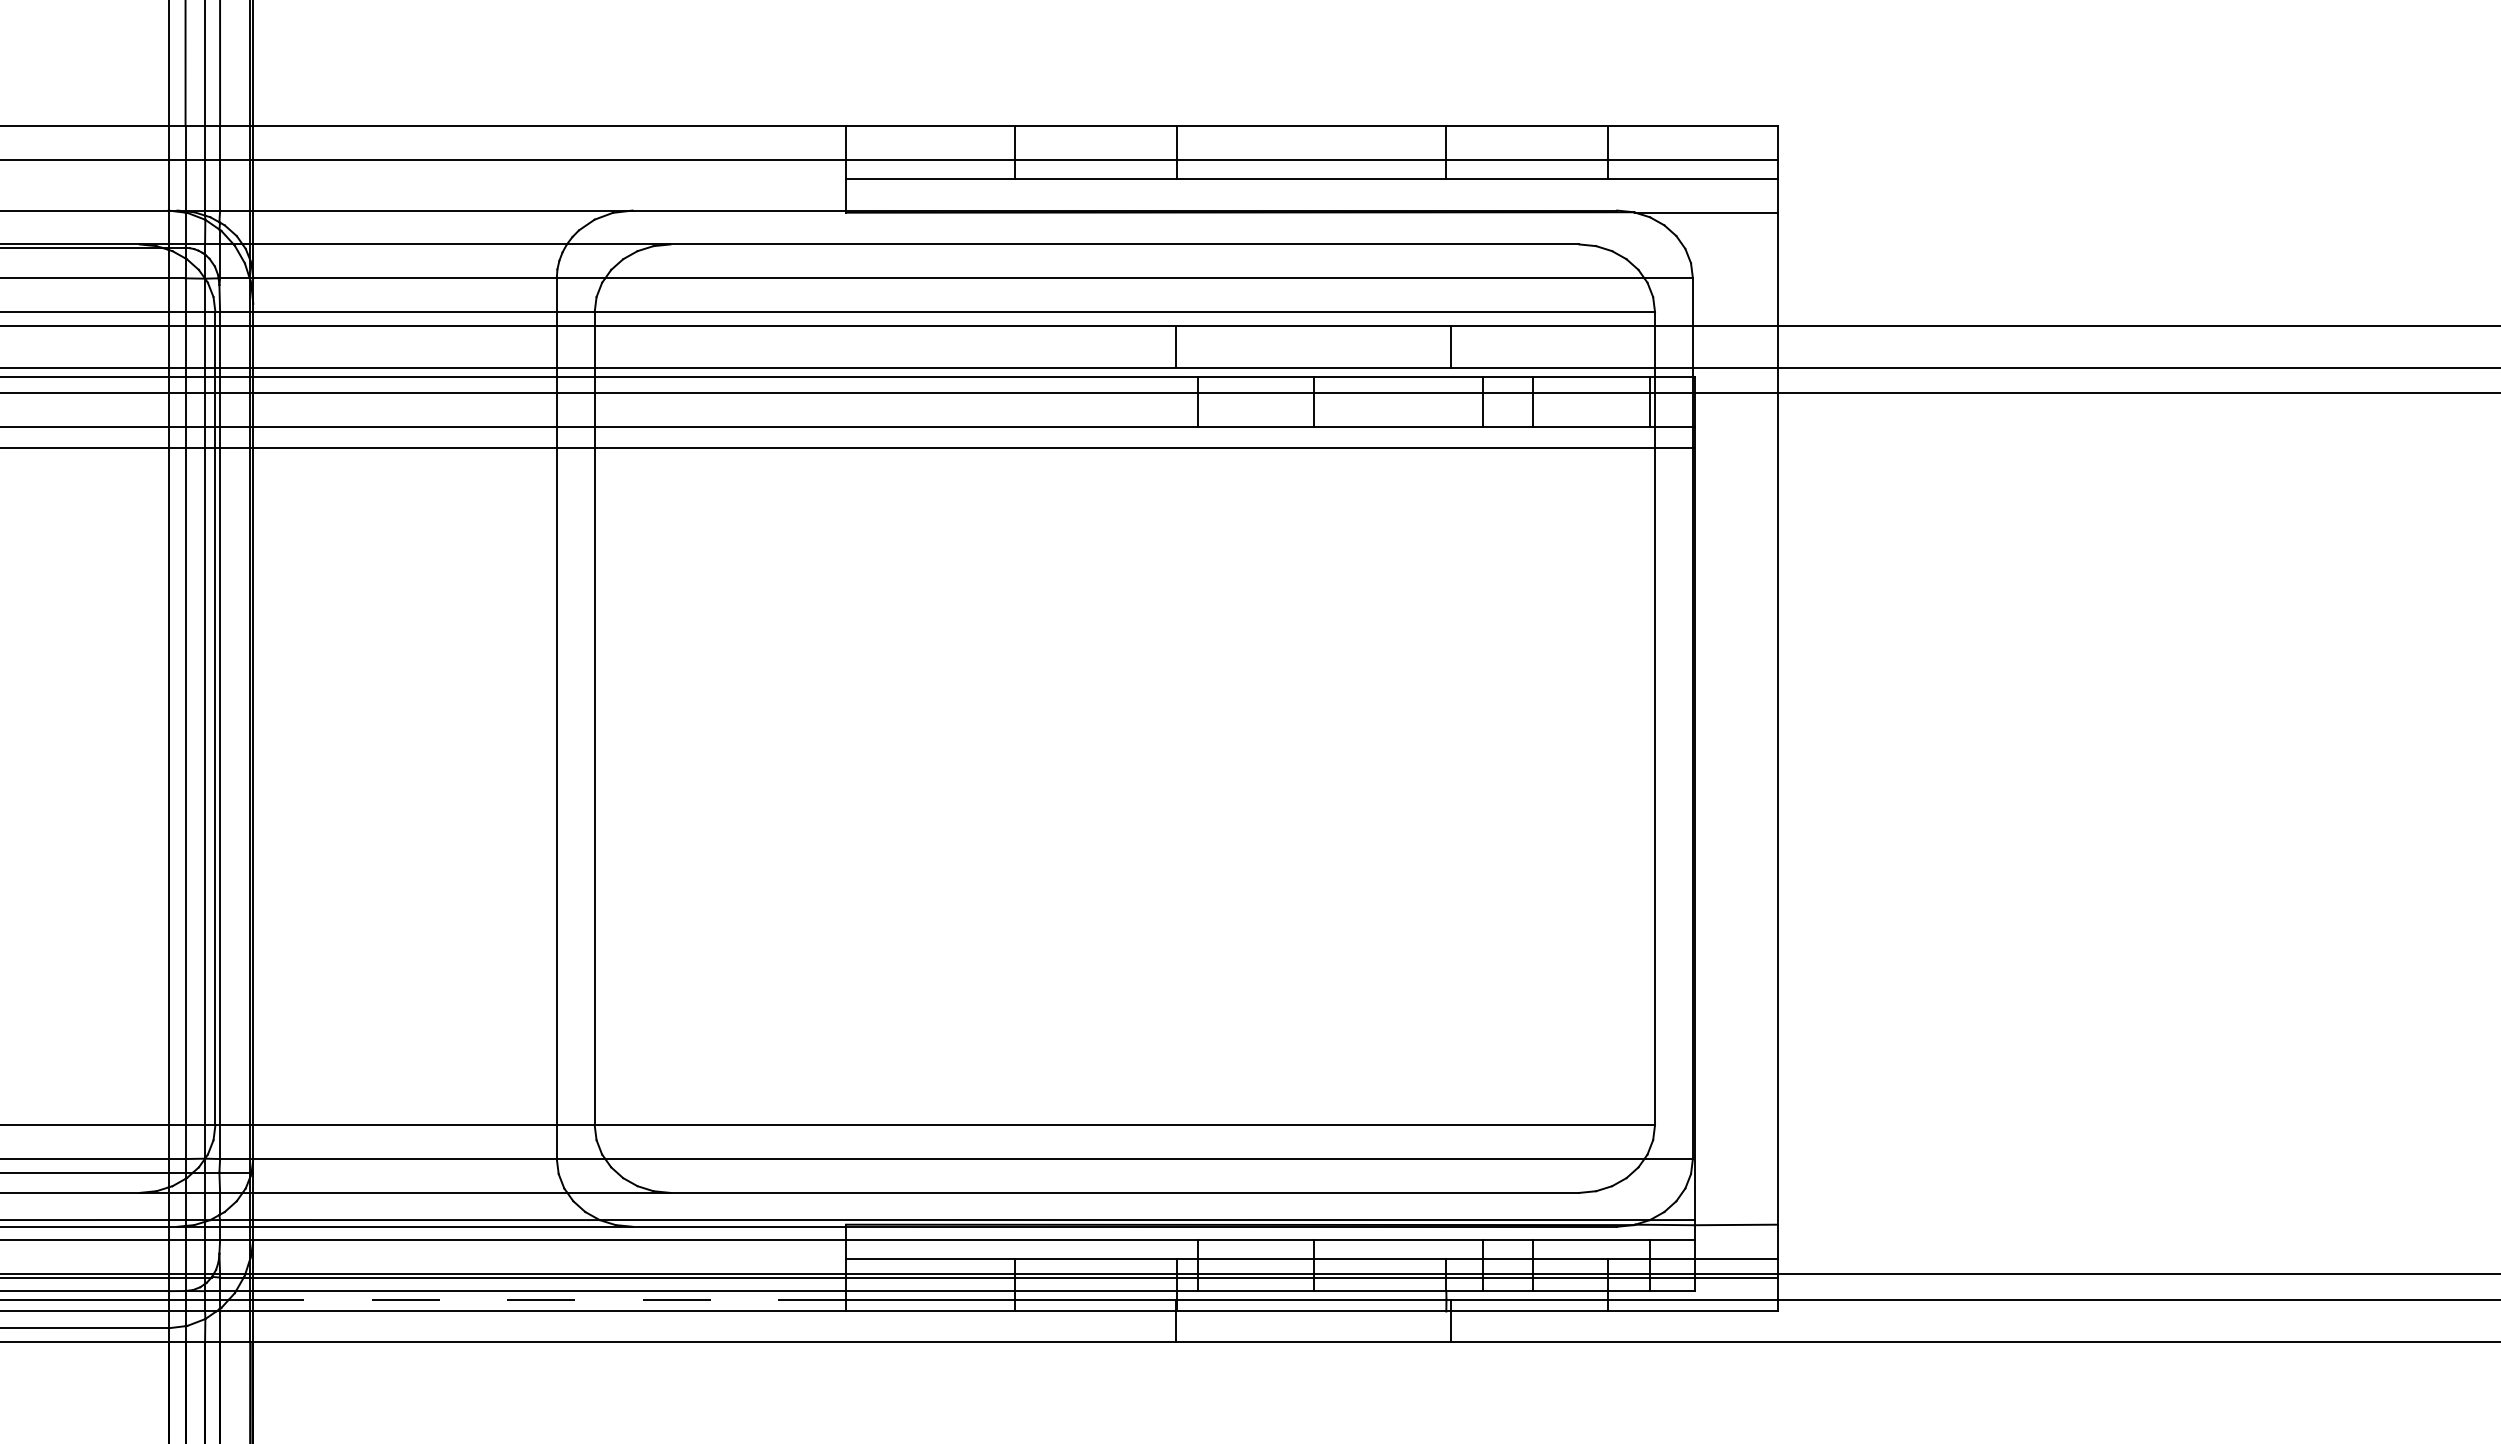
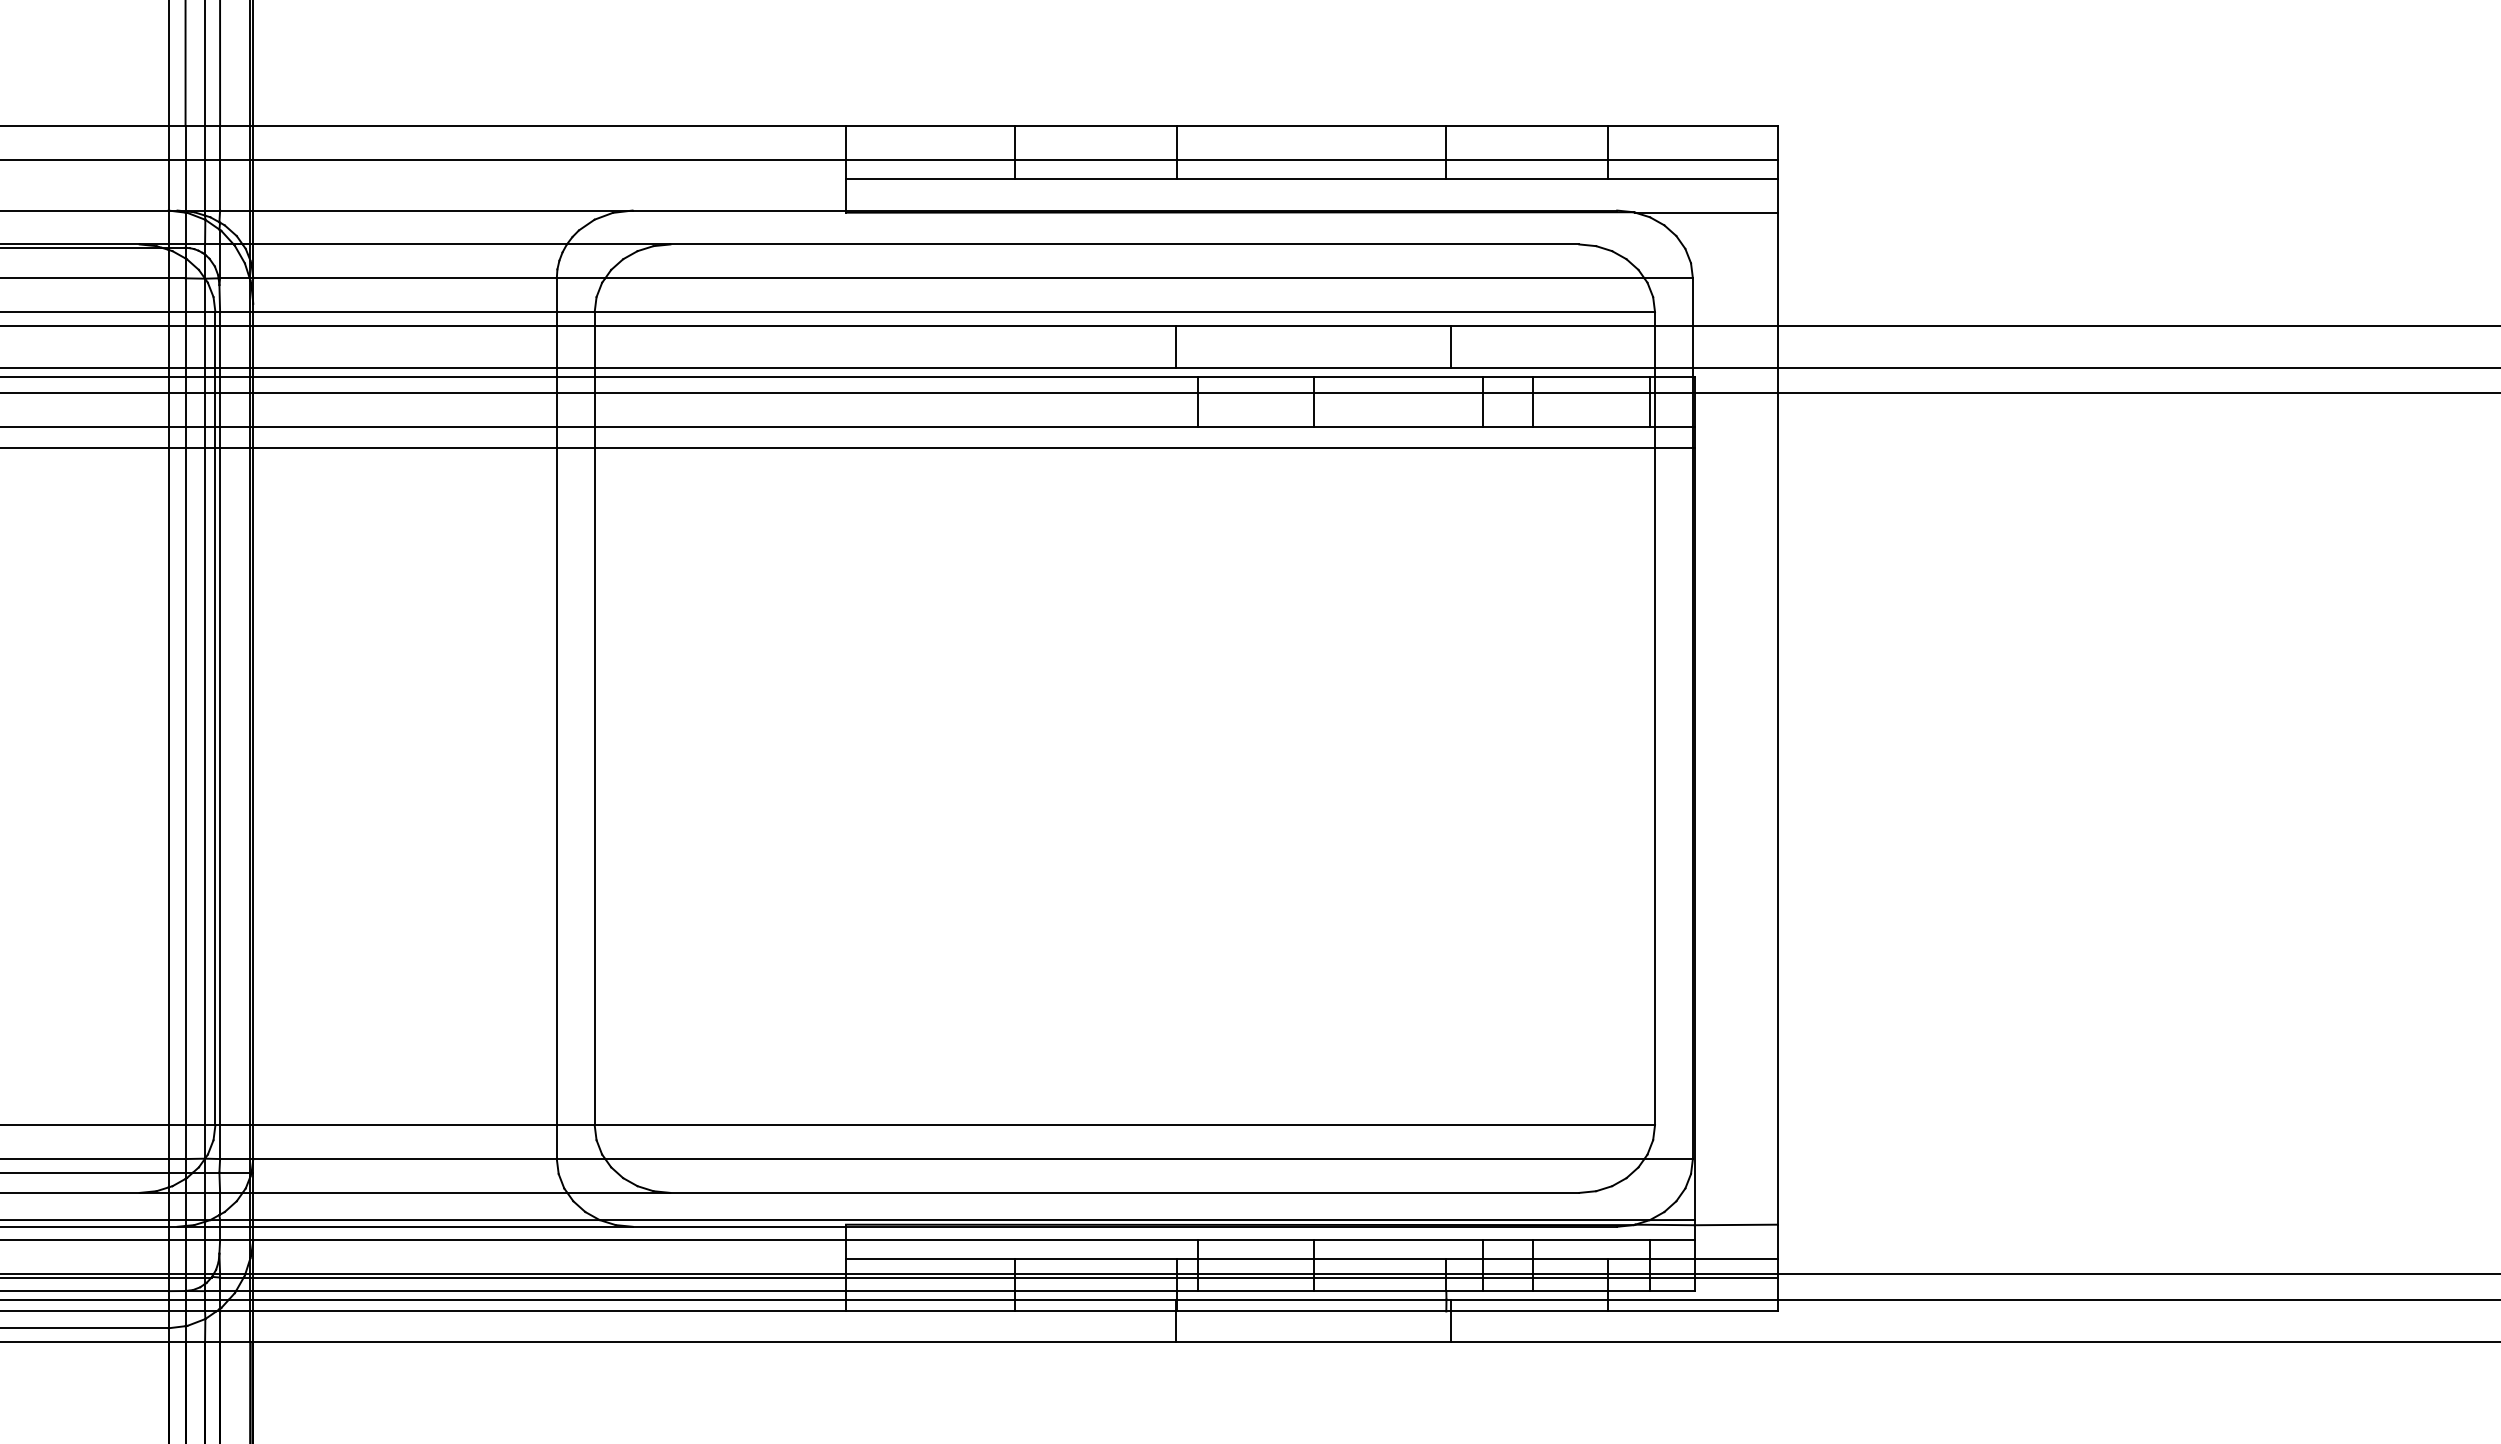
line: dashed -> solid (549, 1299)
